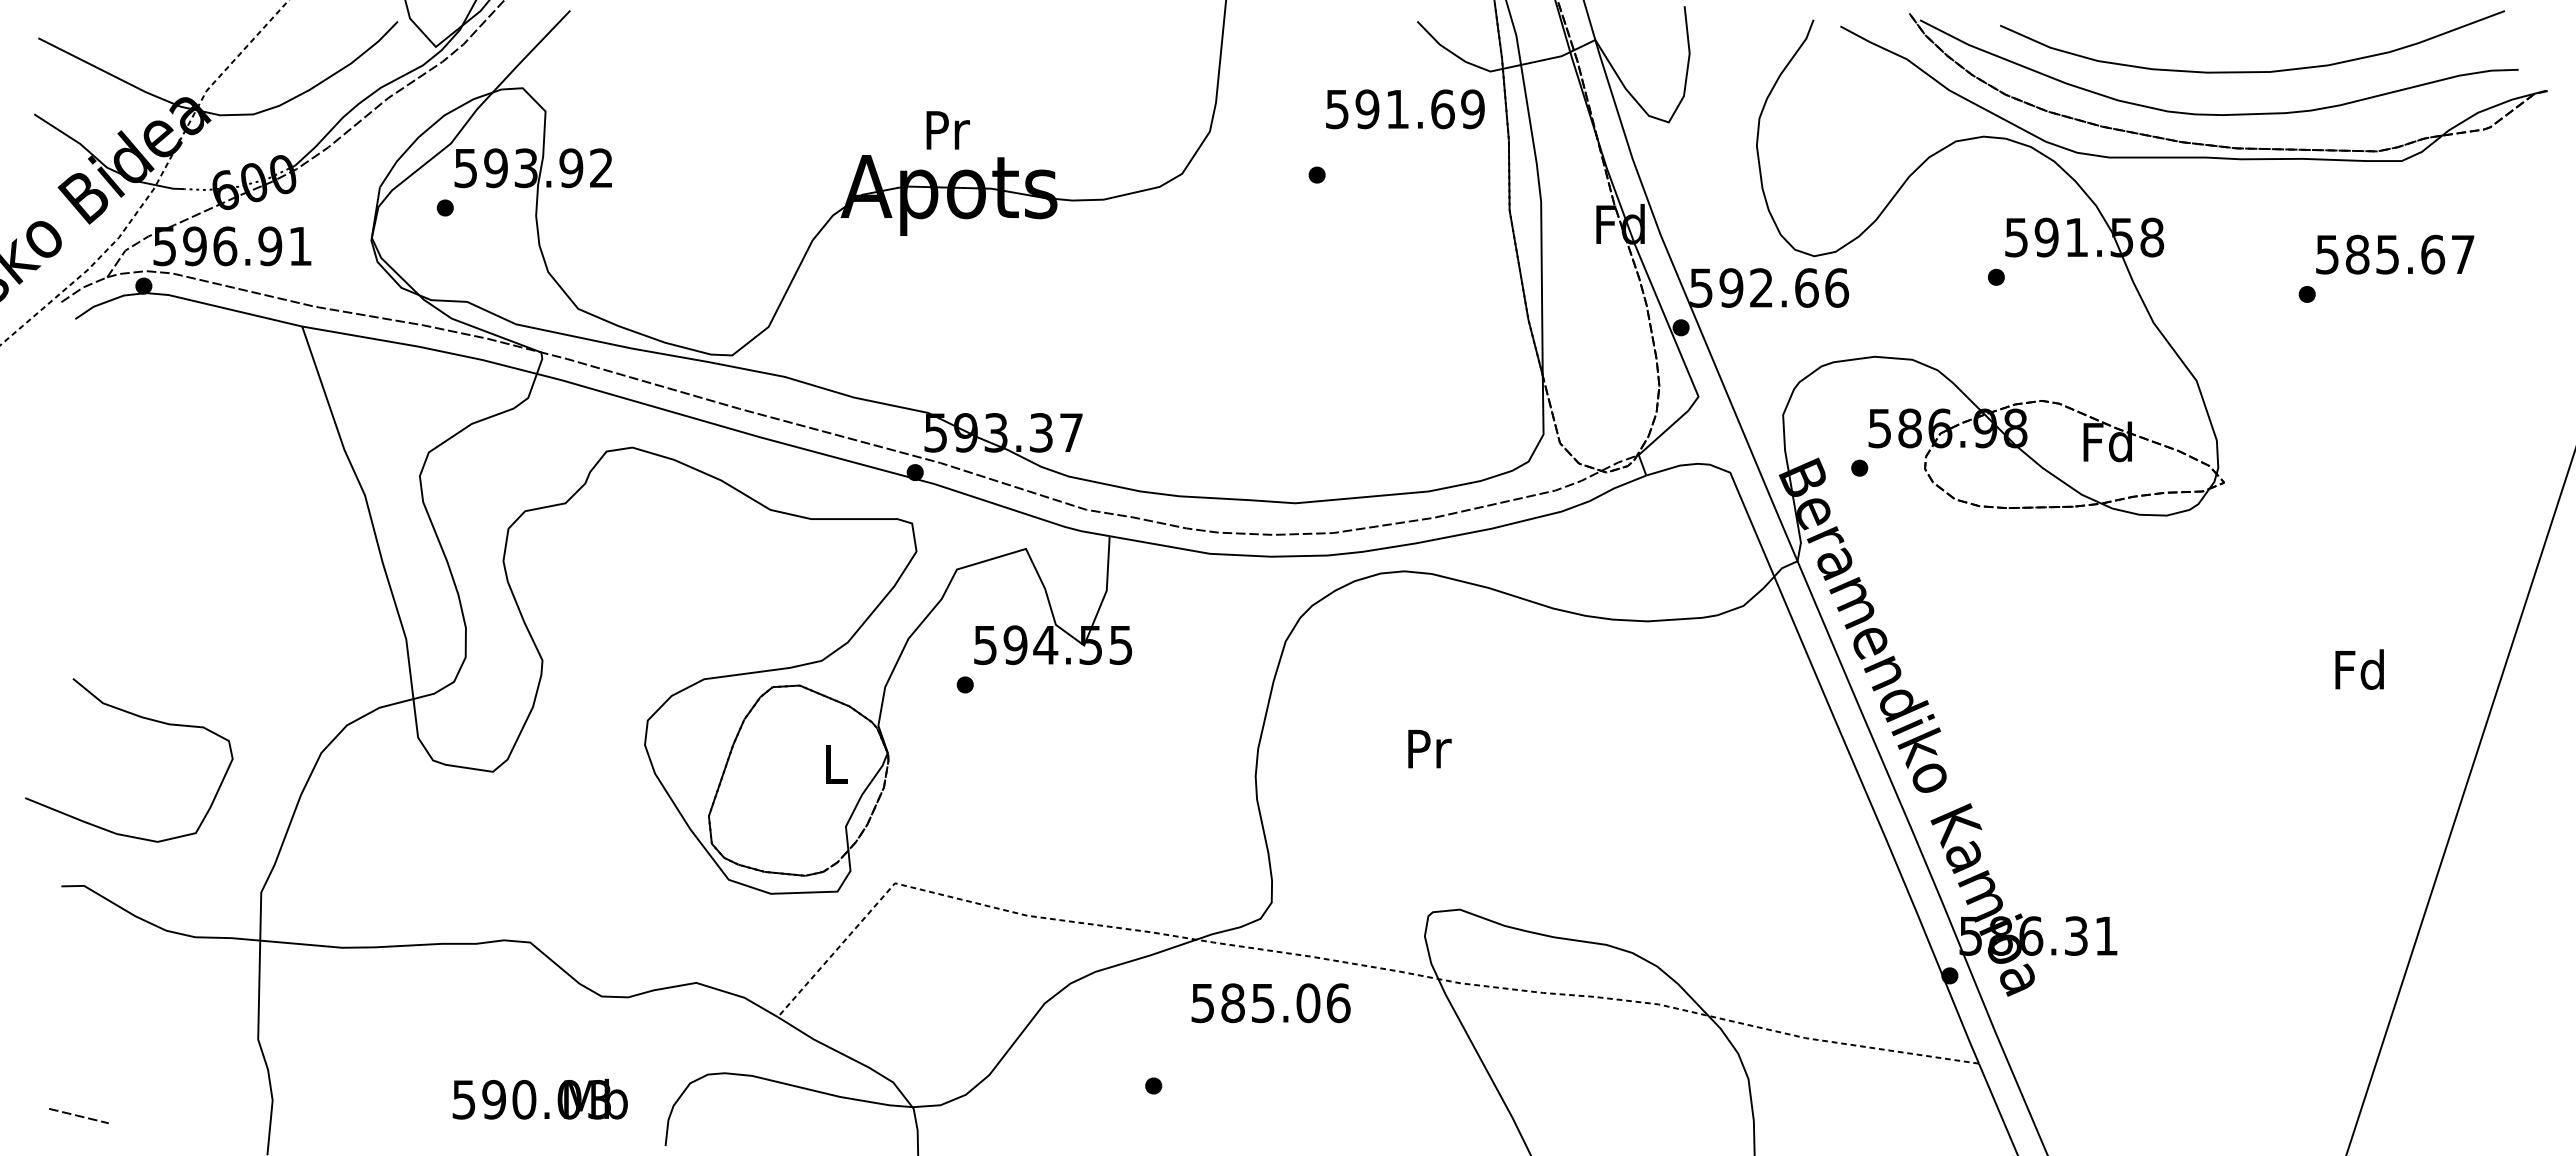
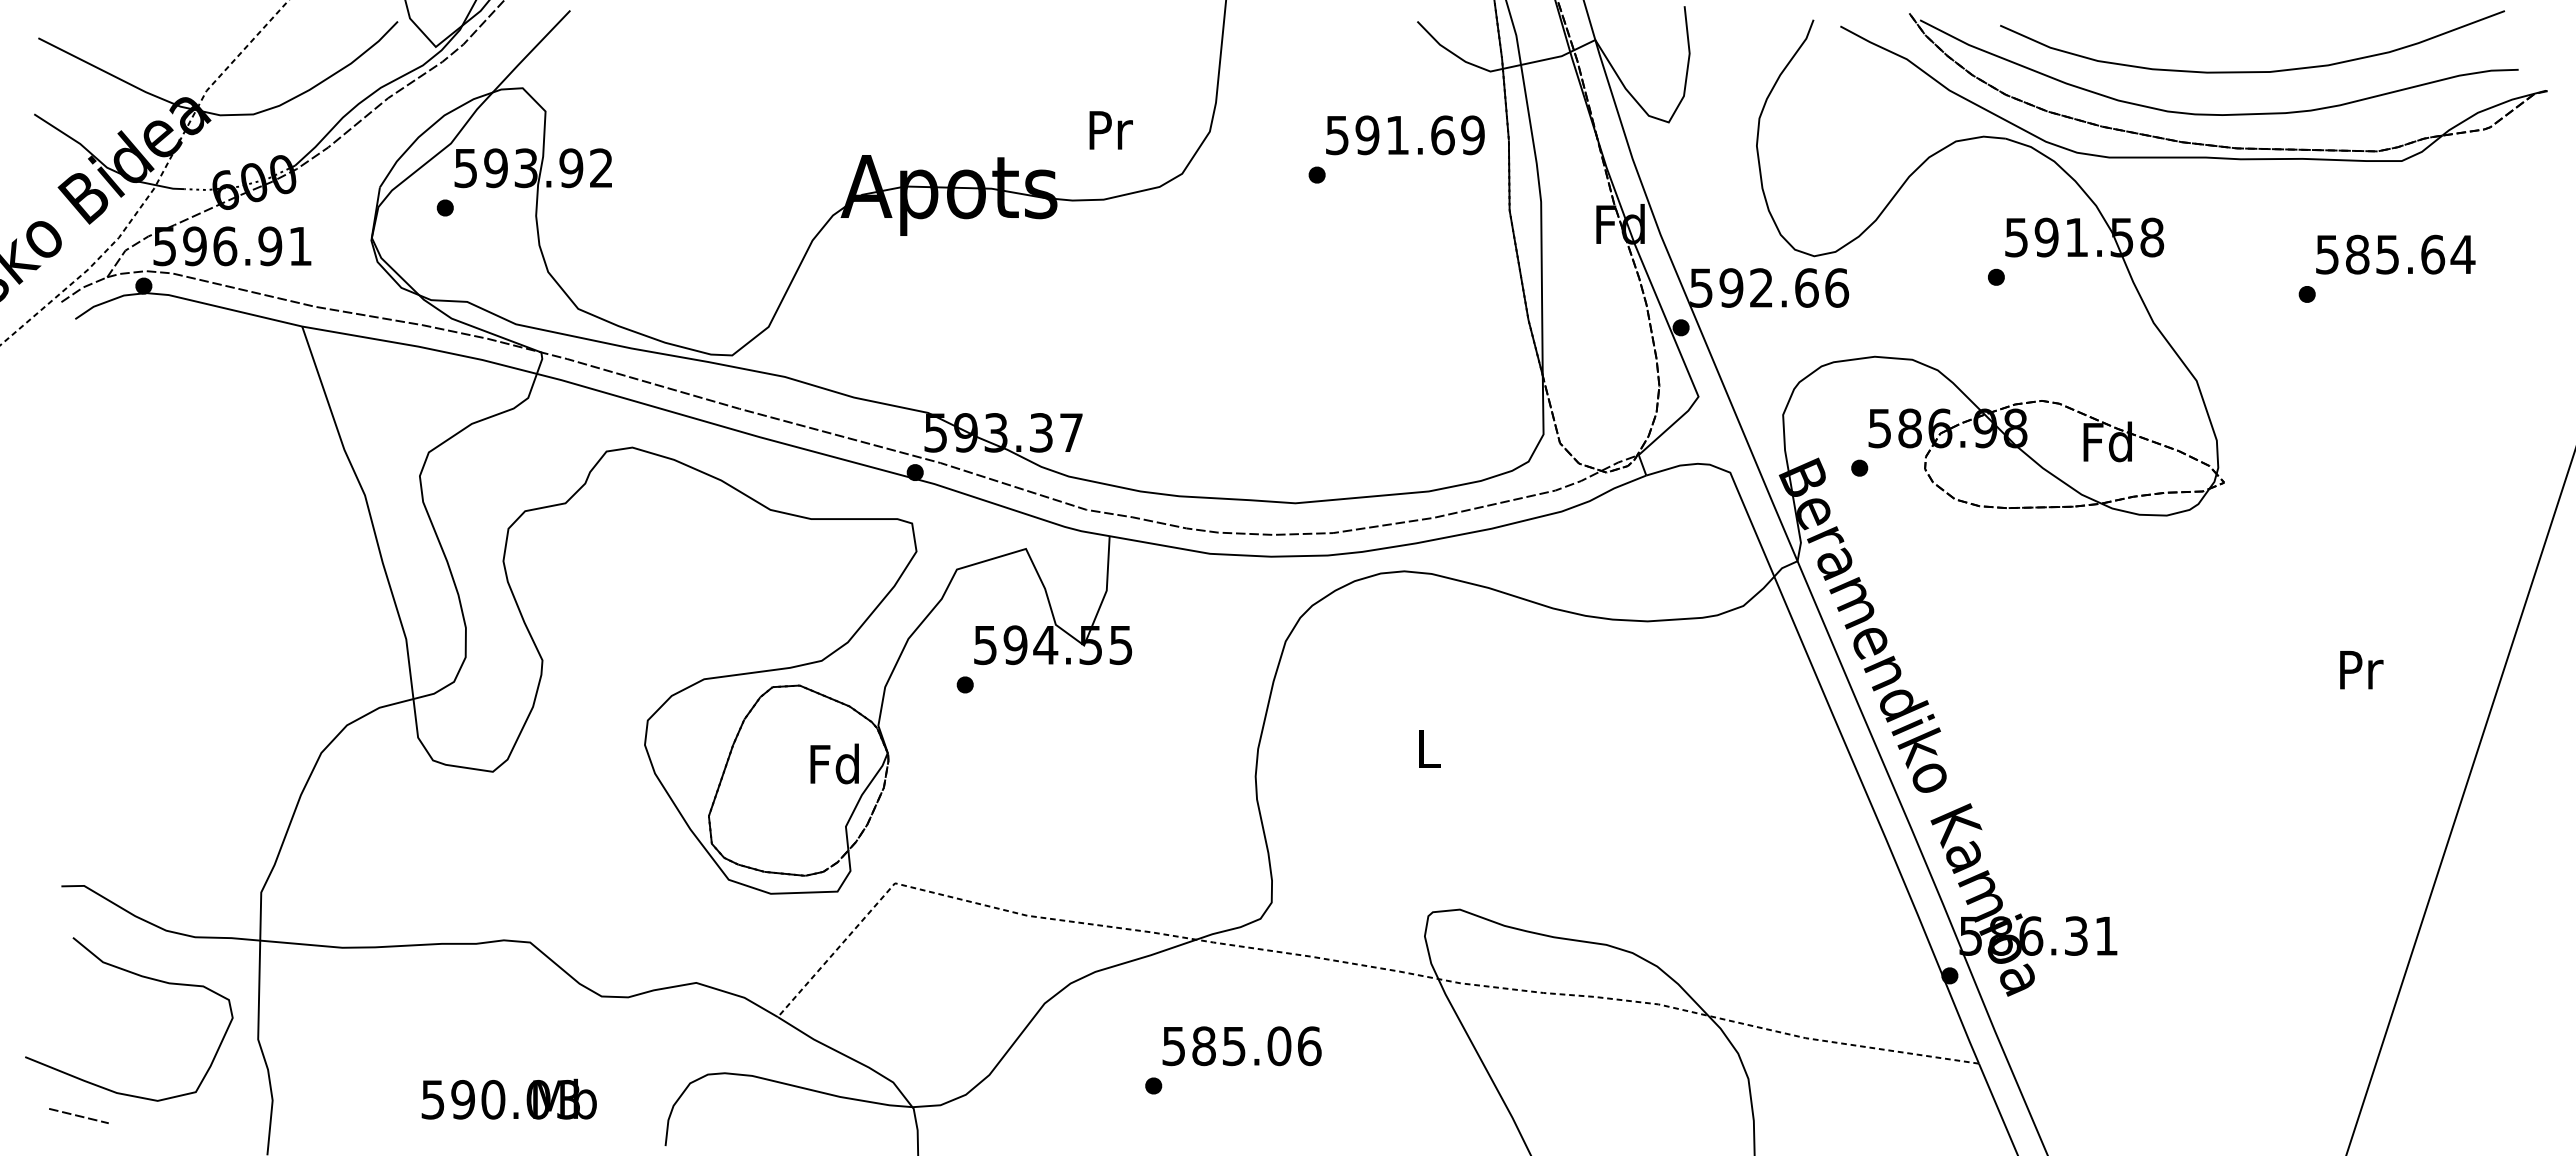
text position: (1405, 109) -> (1405, 135) (1405, 135)
text position: (947, 130) -> (1110, 130) (1110, 130)
text: 585.67 -> 585.64 (2462, 254)
text: Fd -> Pr (2359, 669)
curve position: (142, 718) -> (142, 977) (142, 977)
text: Pr -> L (1429, 748)
text: L -> Fd (834, 763)
text position: (1270, 1003) -> (1241, 1046) (1241, 1046)
text position: (539, 1098) -> (508, 1098) (508, 1098)
